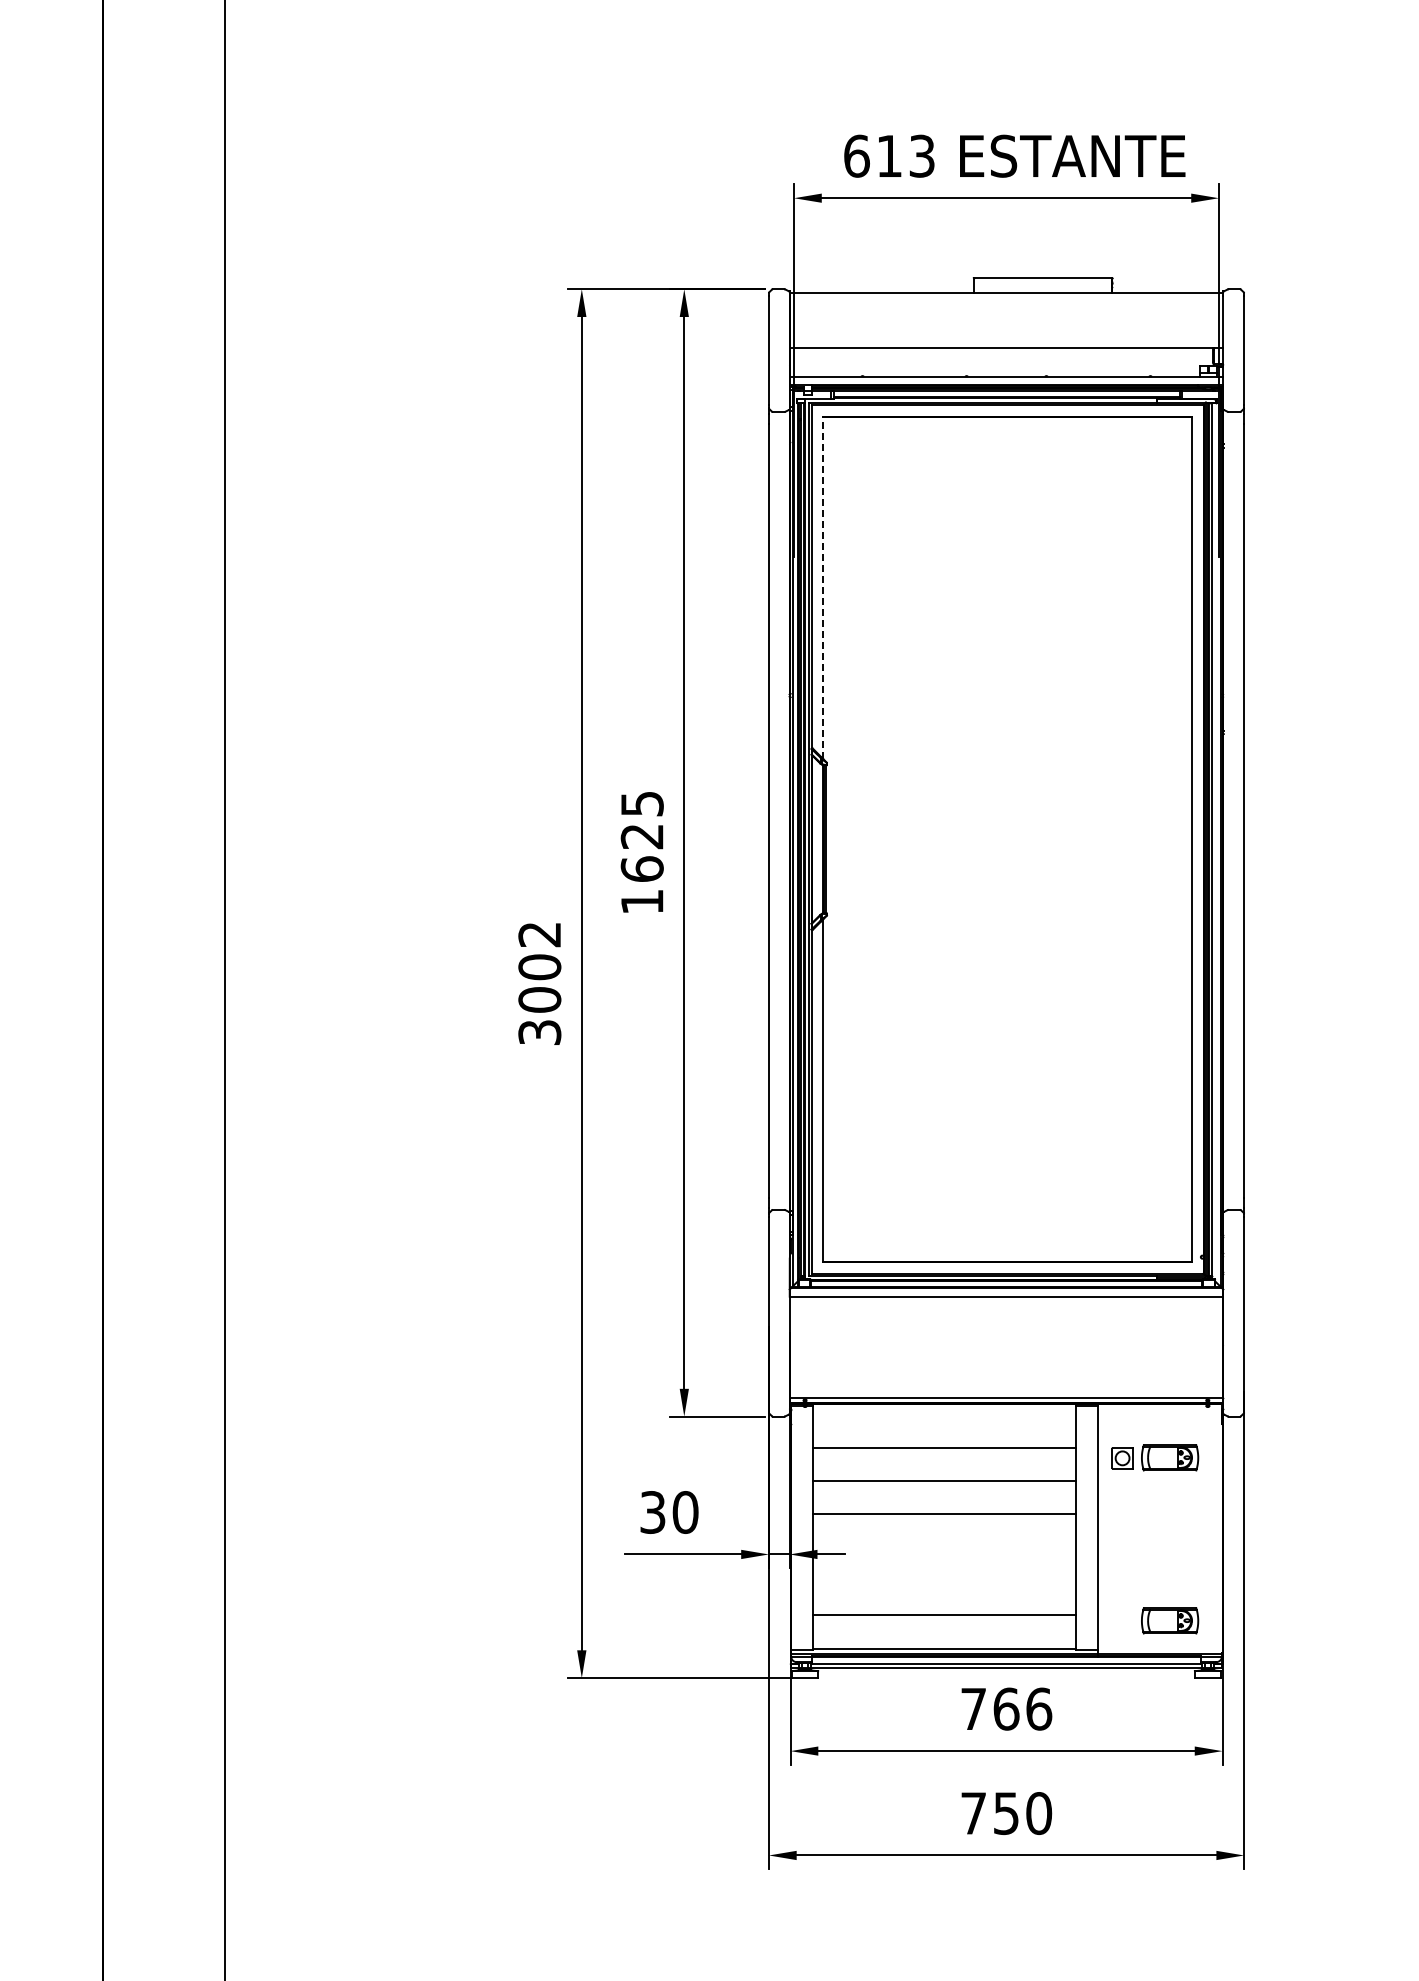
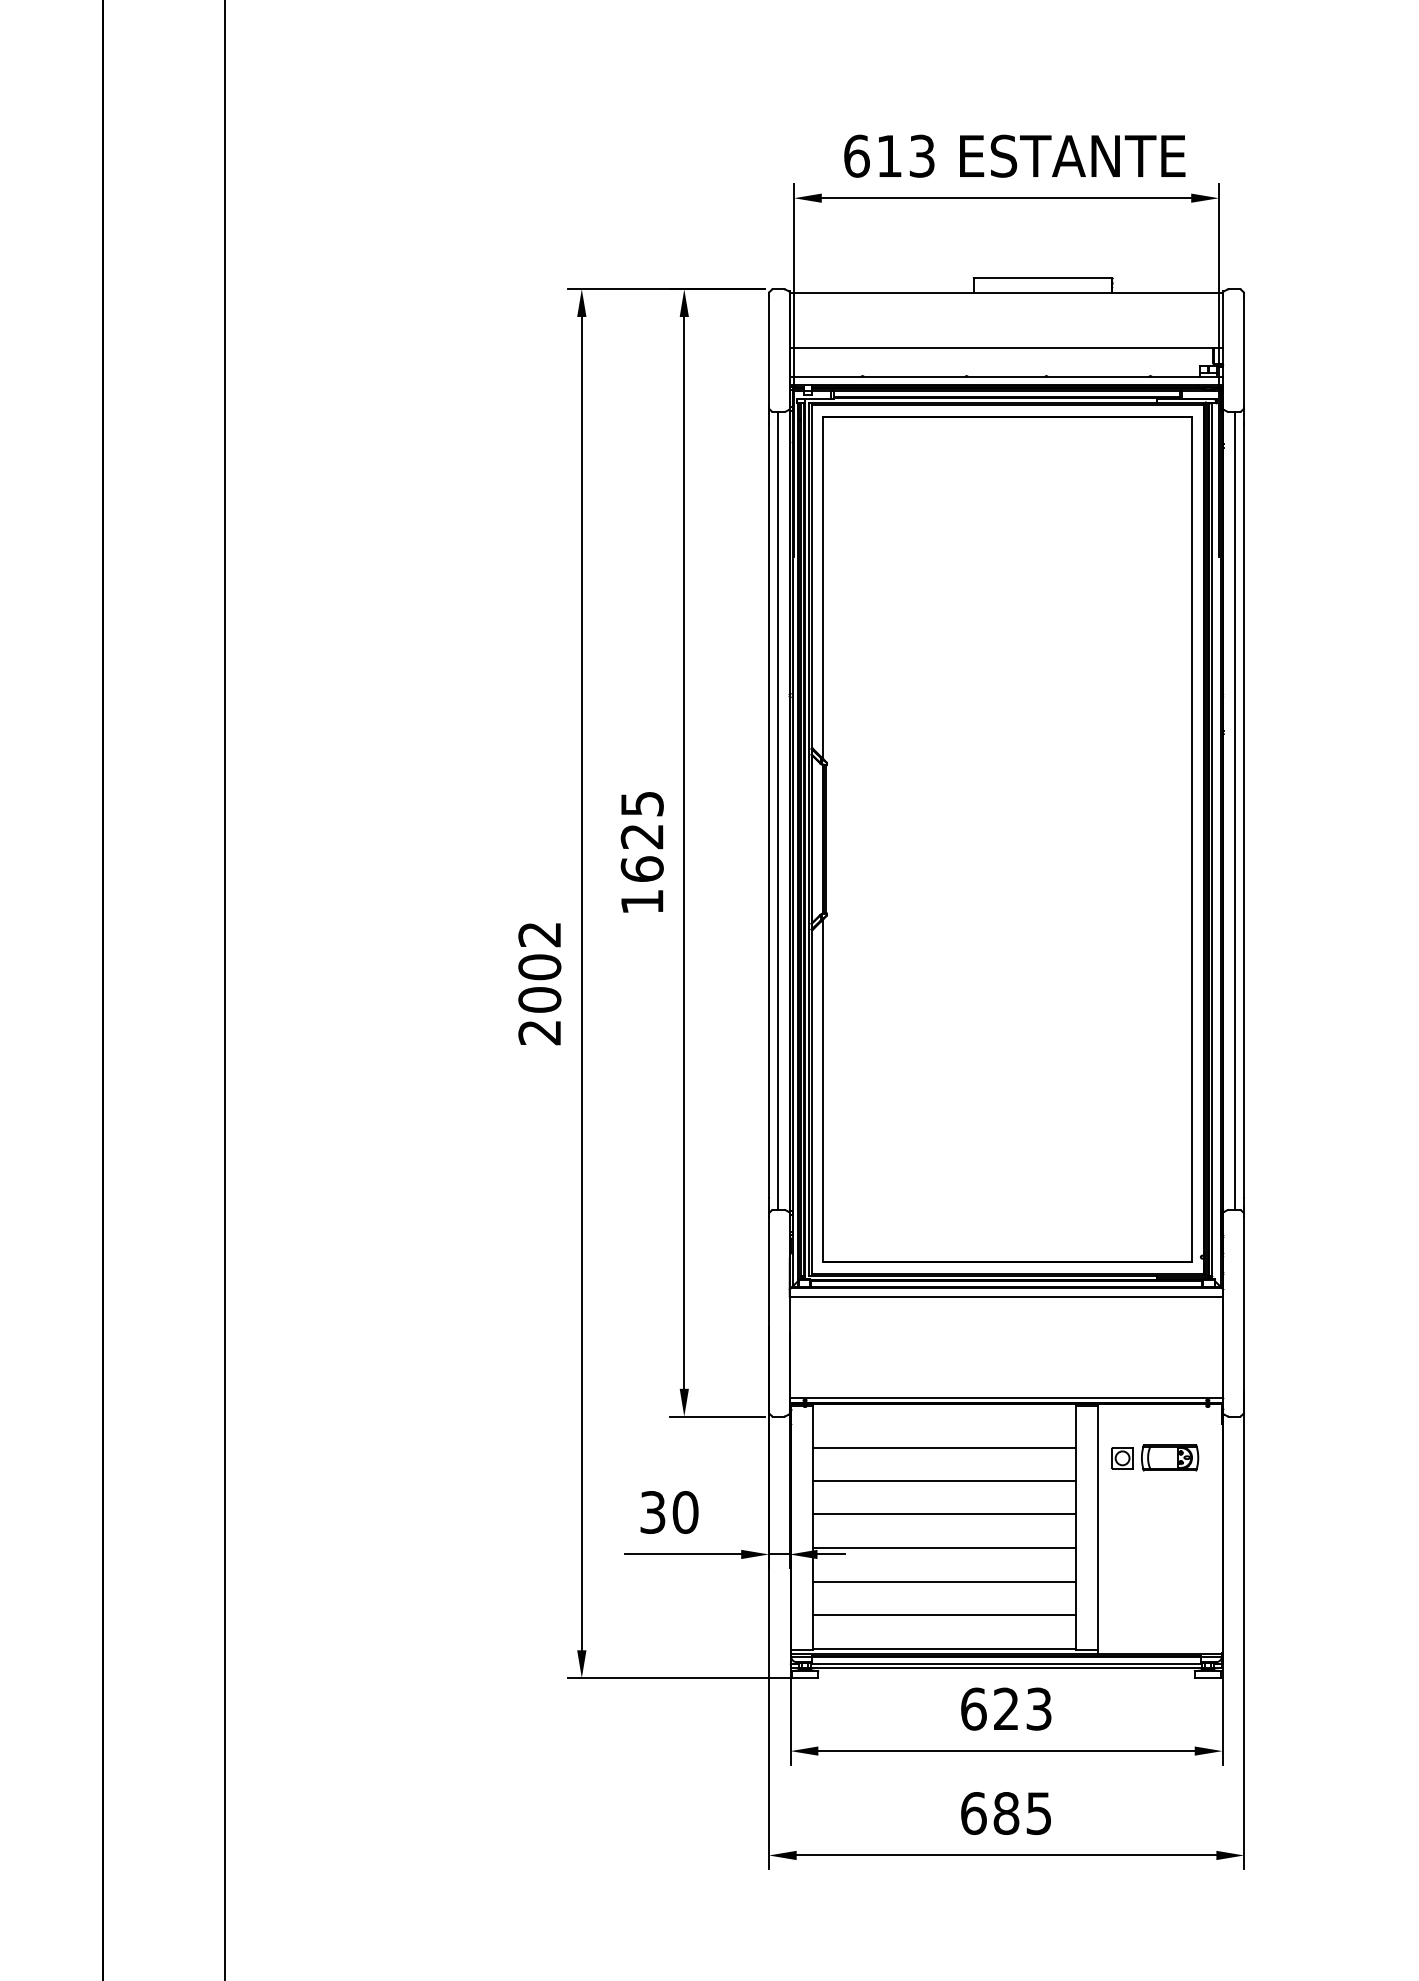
line: dashed -> solid (823, 587)
line: none -> present (778, 810)
line: none -> present (1234, 810)
text: 3002 -> 2002 (539, 1032)
line: none -> present (943, 1547)
line: none -> present (943, 1581)
part: present -> none (1170, 1620)
text: 766 -> 623 (1006, 1708)
text: 750 -> 685 (1006, 1813)
